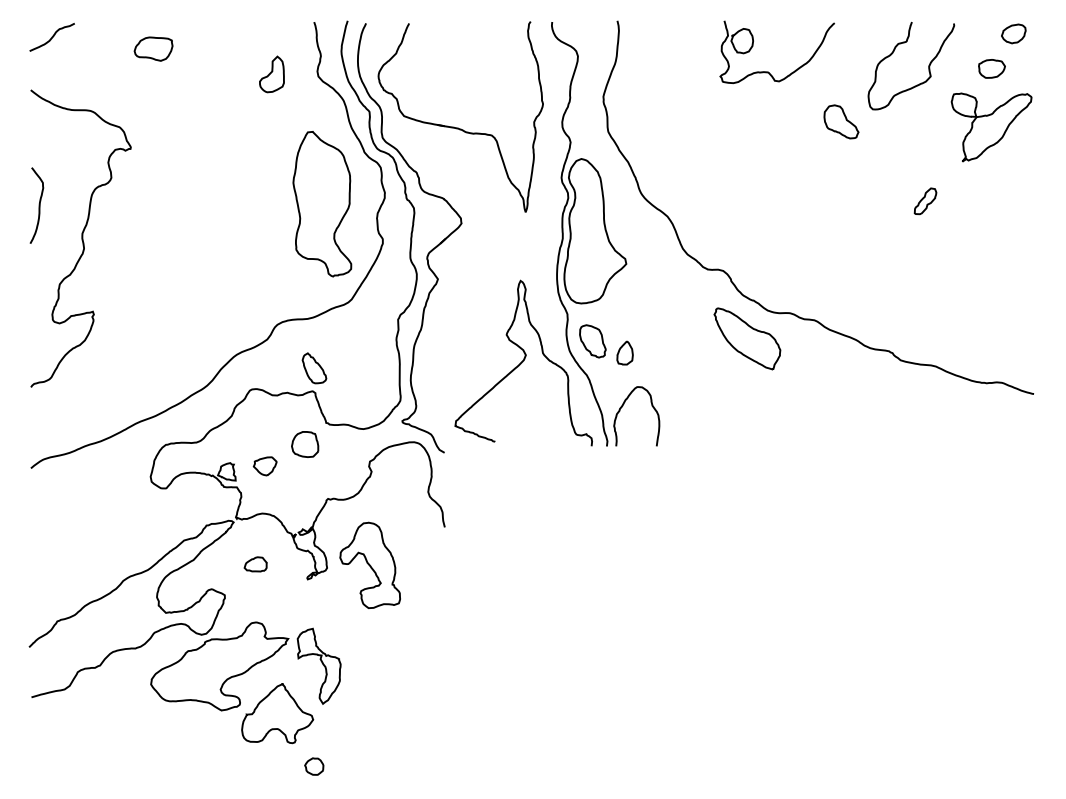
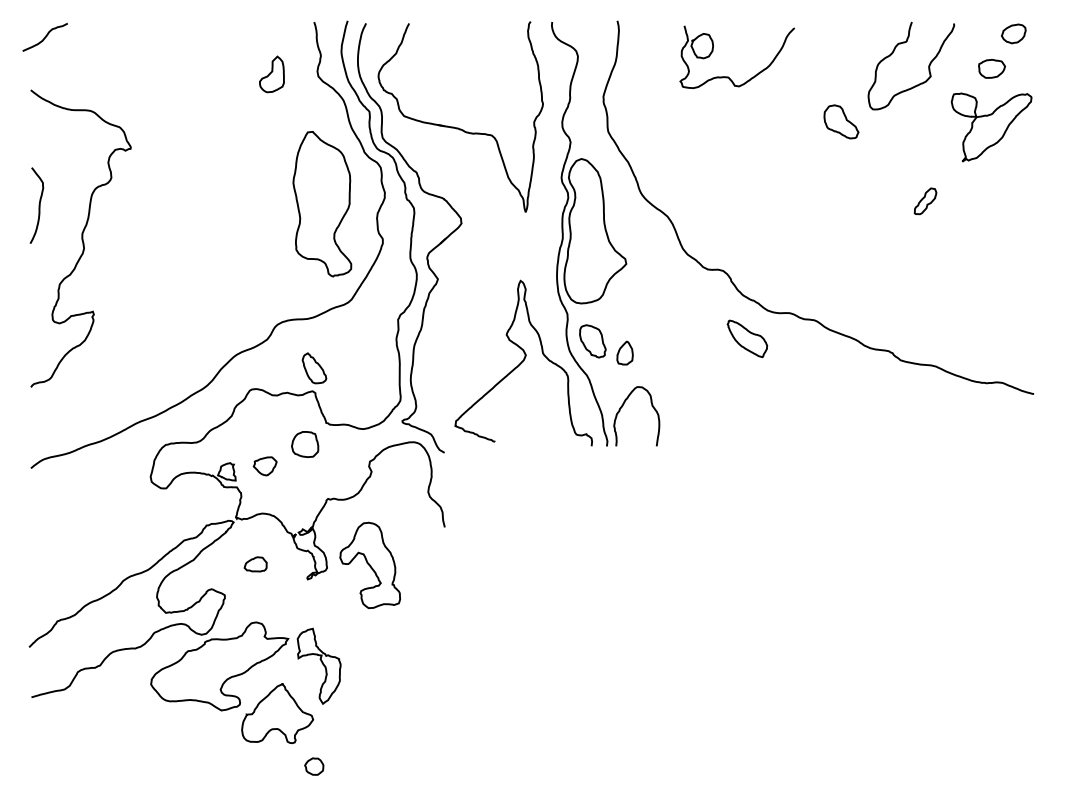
curve position: (51, 37) -> (44, 37) (44, 37)
part: present -> none (153, 48)
part position: (768, 71) -> (728, 76) (728, 76)
part size: 69x64 px -> 43x40 px (747, 338)
